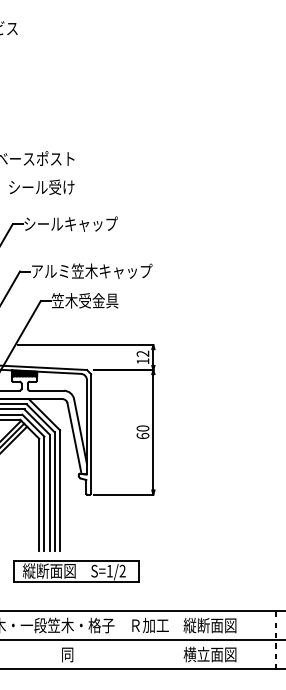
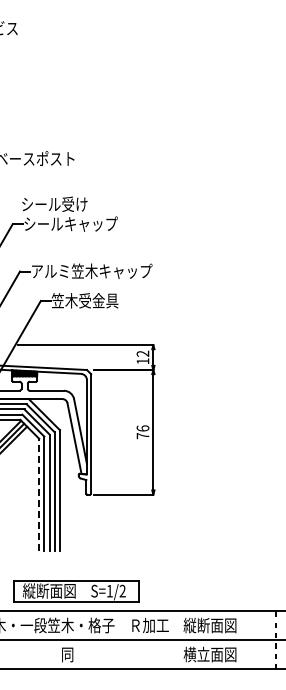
text position: (41, 186) -> (54, 203) (54, 203)
text: 60 -> 76 (142, 432)
line: solid -> dashed (39, 494)
part position: (76, 571) -> (76, 591) (76, 591)
